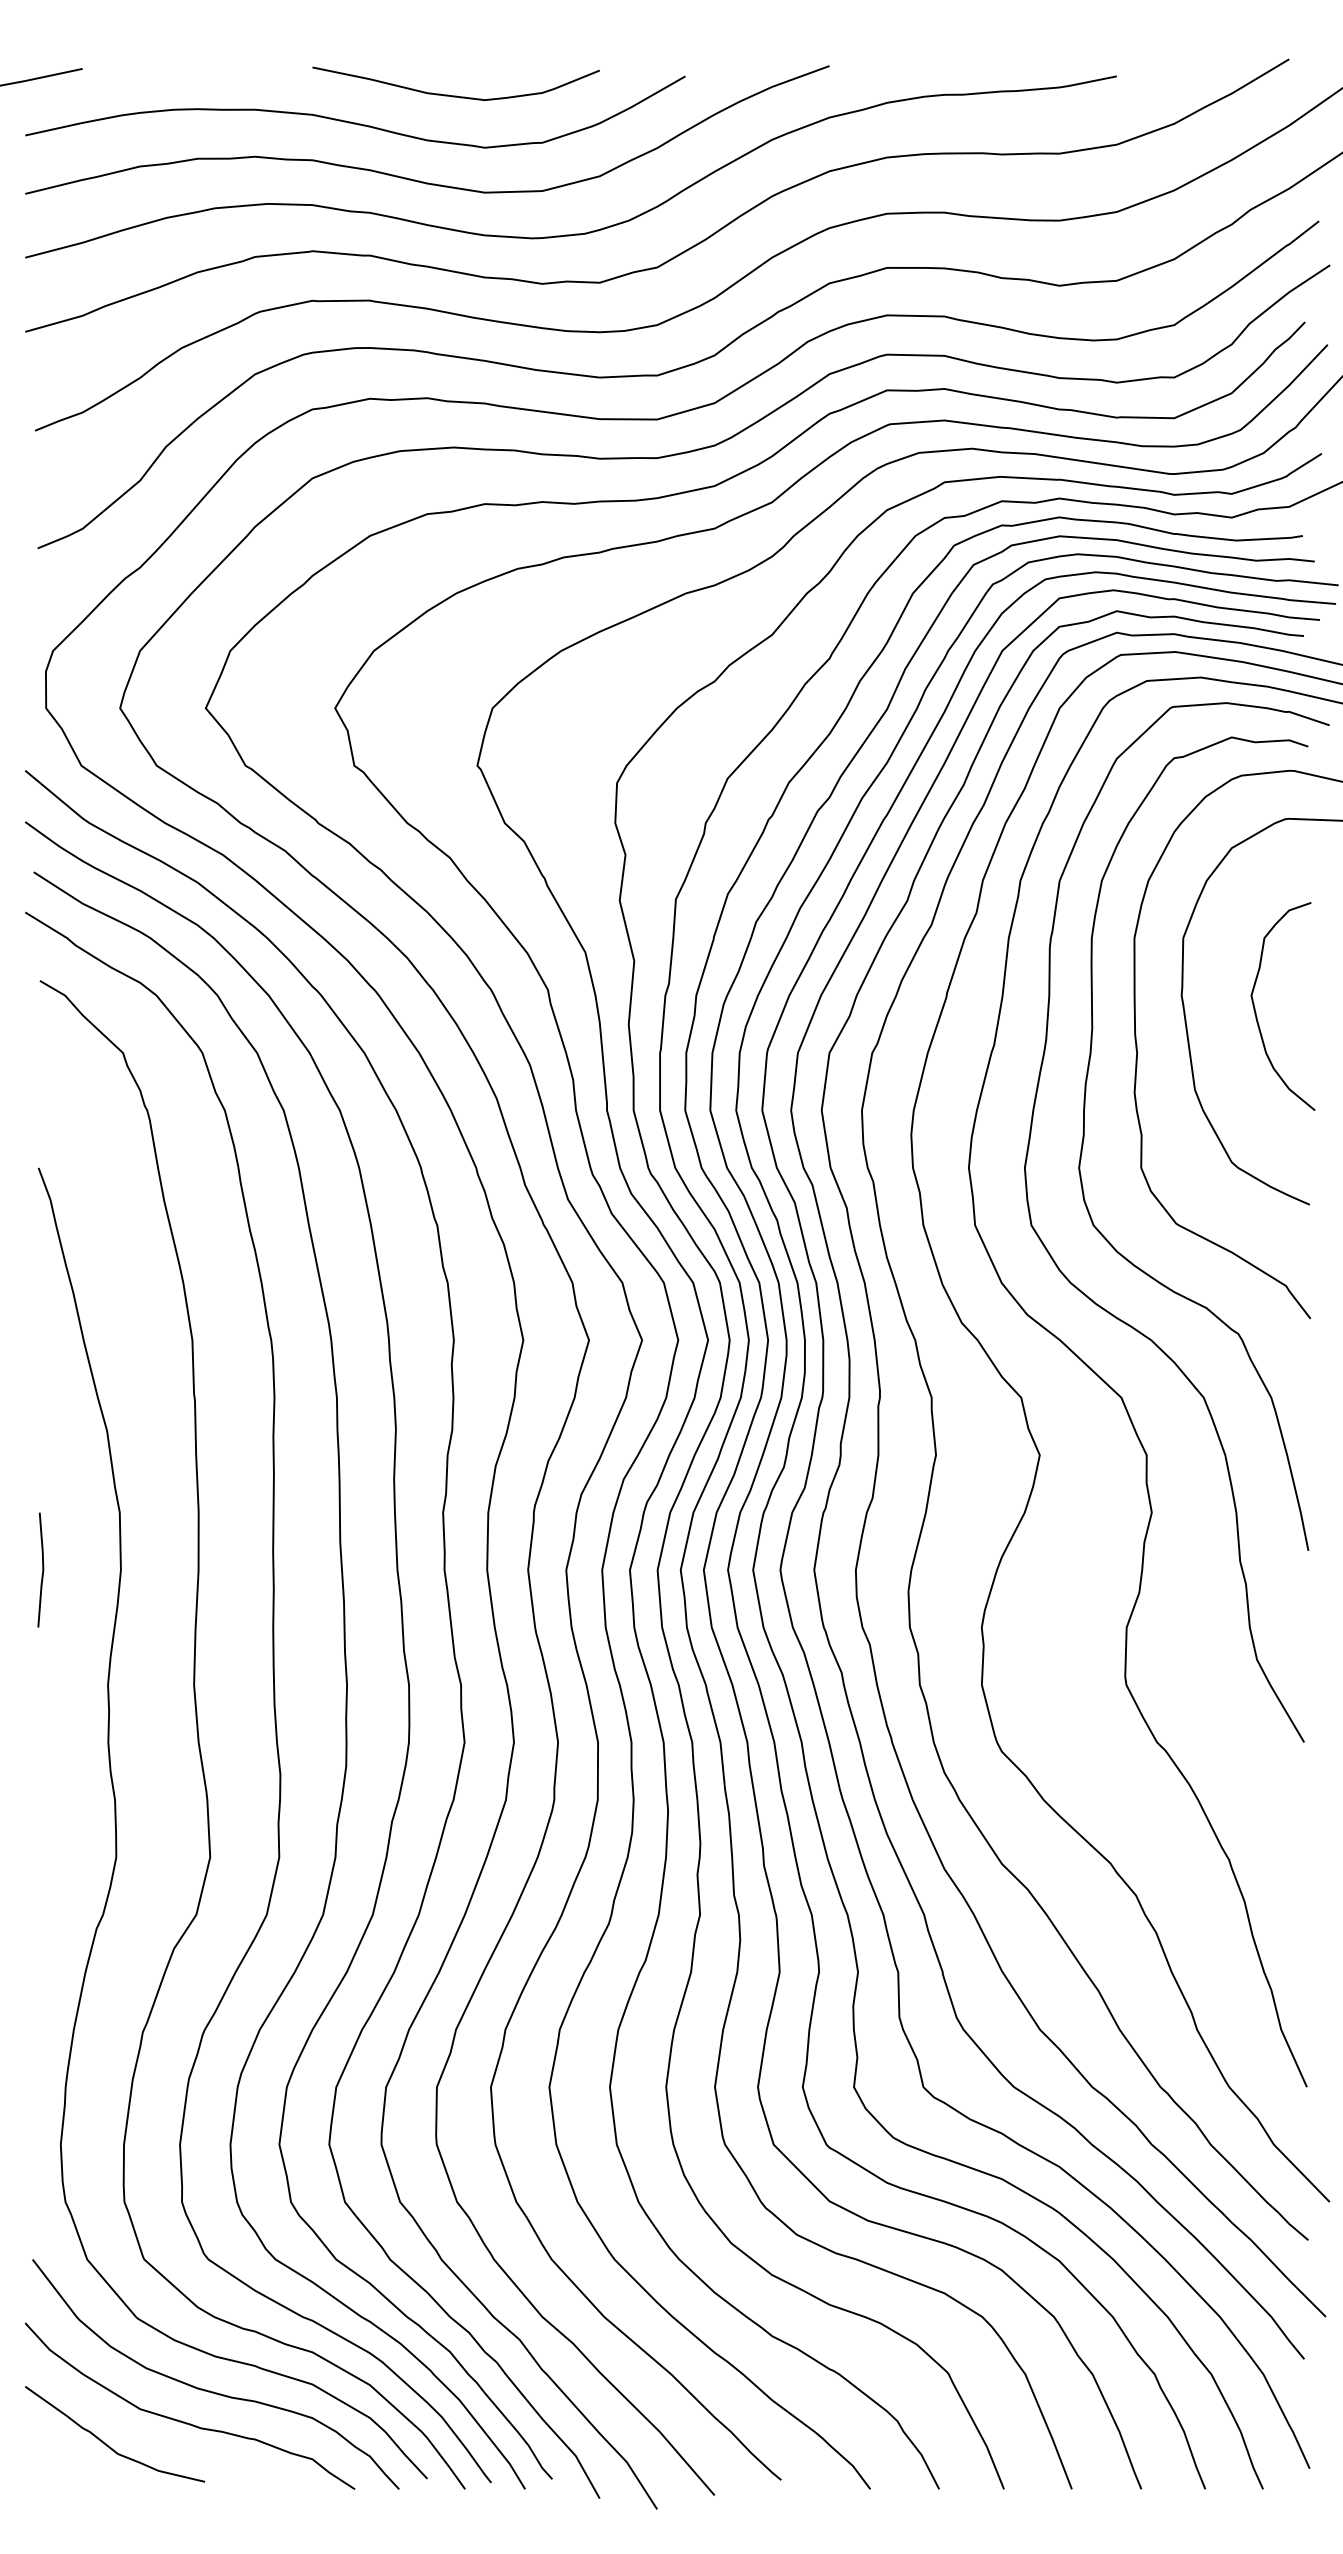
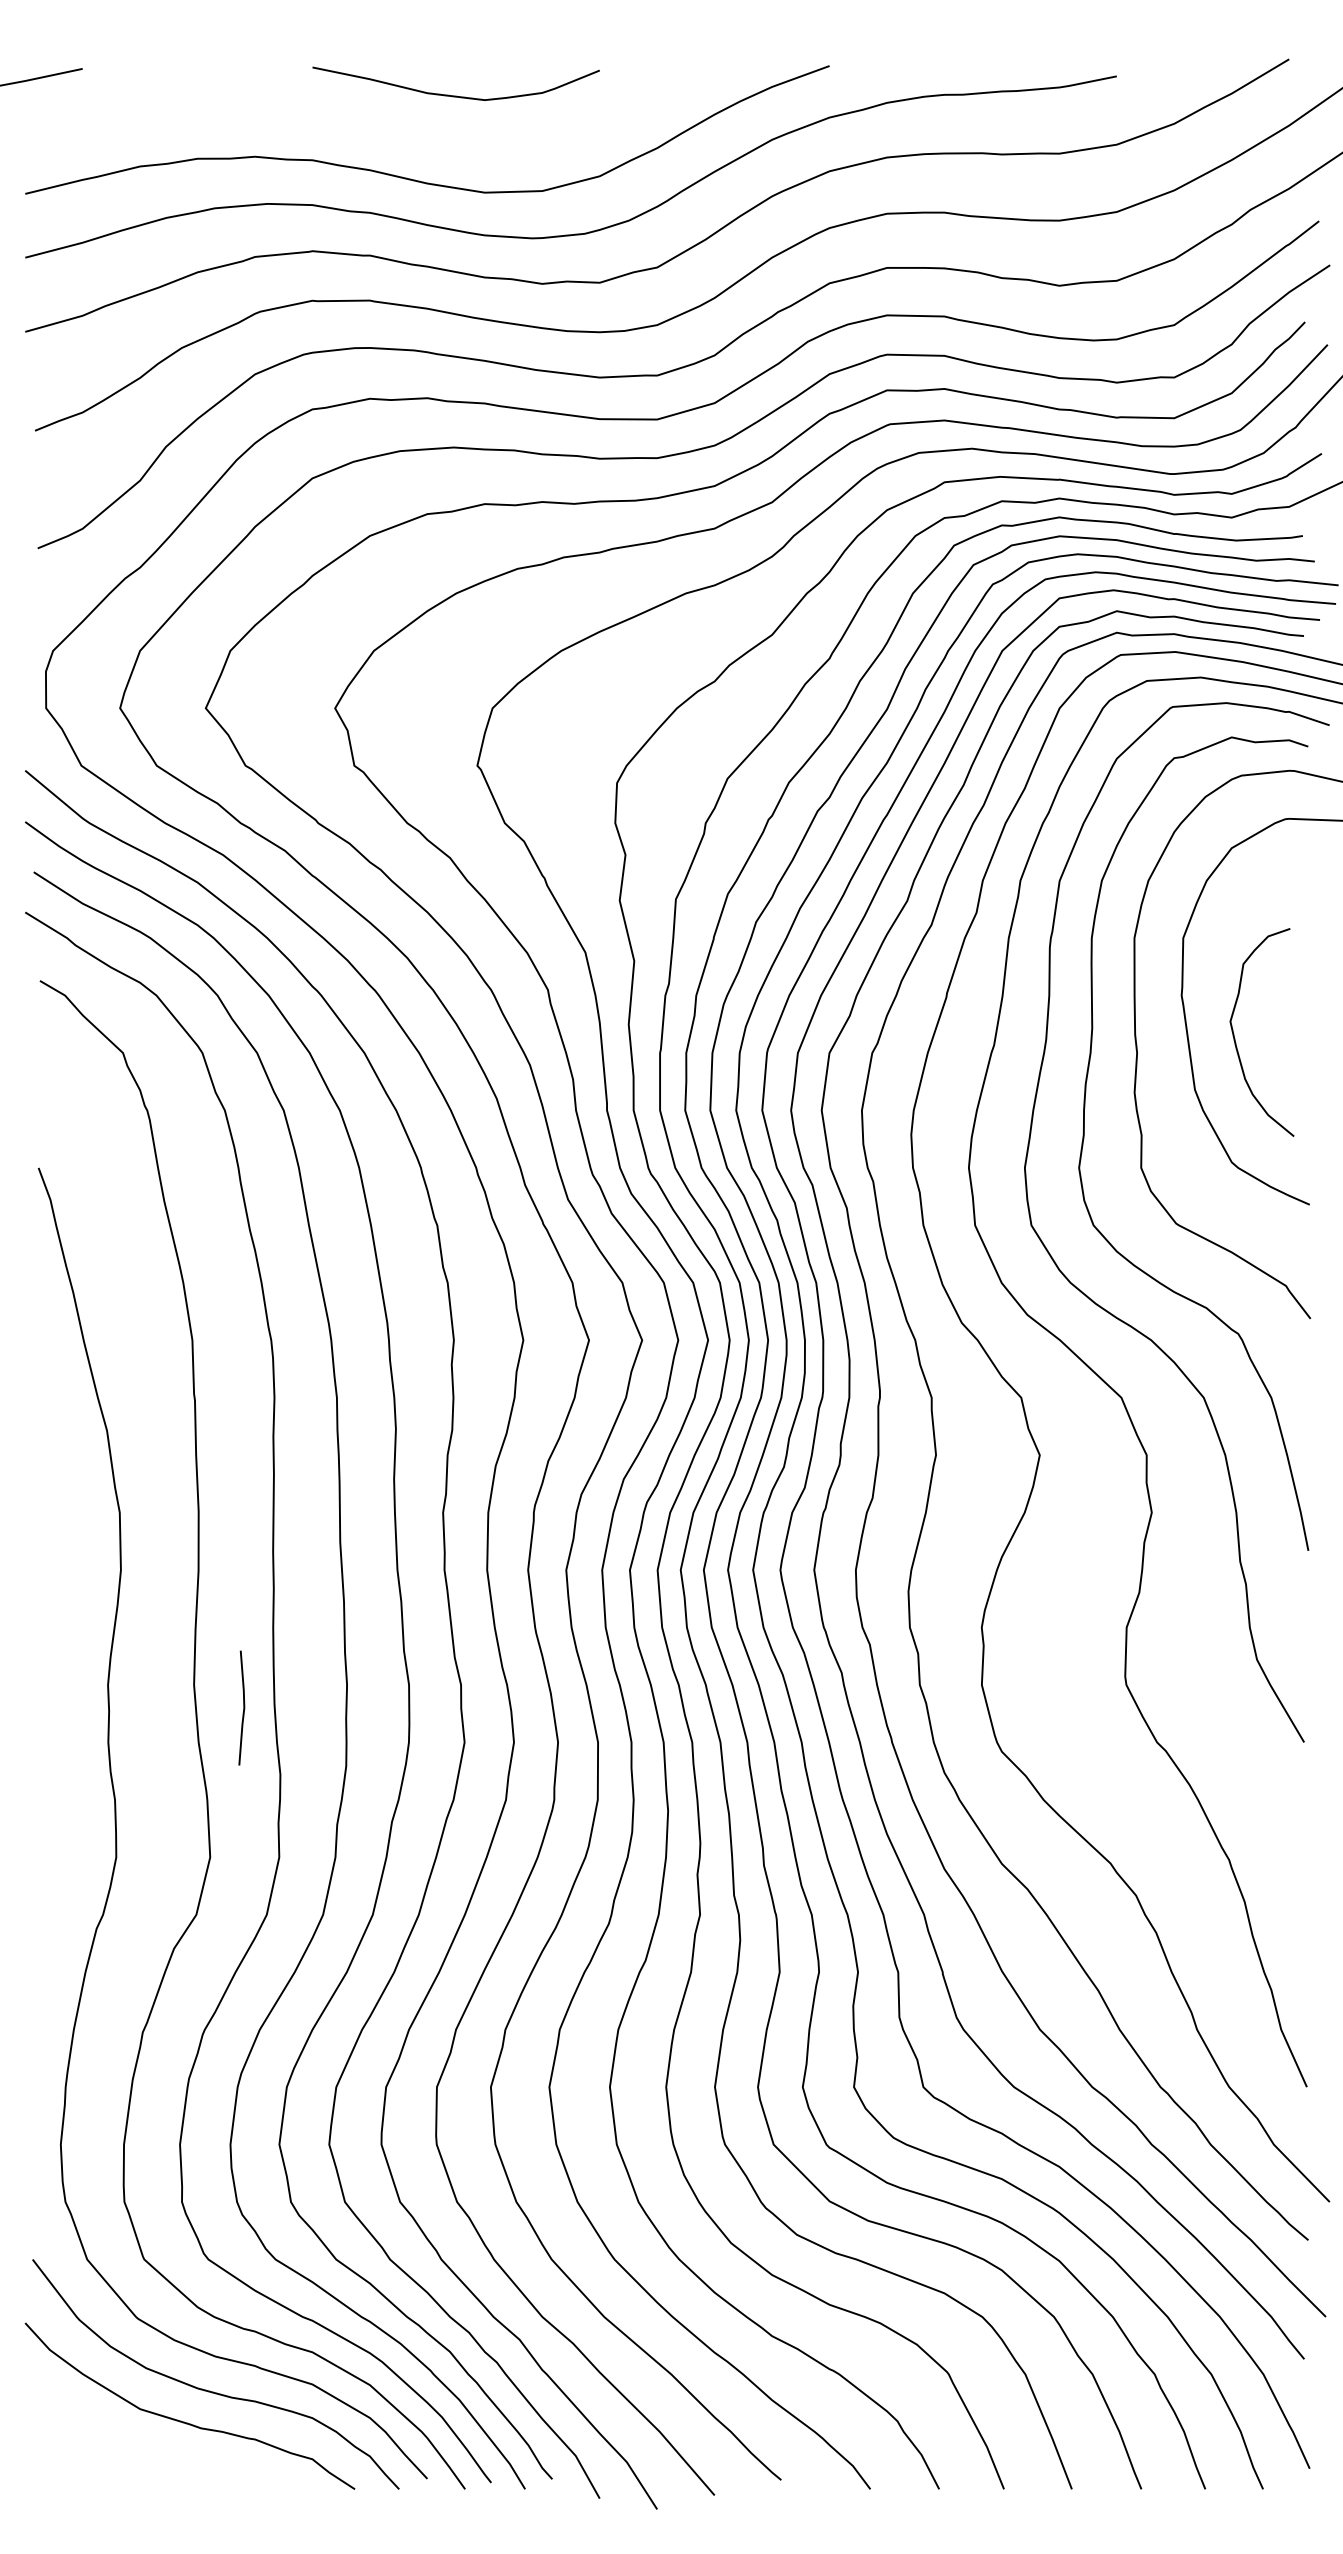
curve: present -> none (351, 121)
curve position: (1256, 1012) -> (1235, 1038) (1235, 1038)
line position: (42, 1569) -> (243, 1707) (243, 1707)
curve: present -> none (106, 2443)
